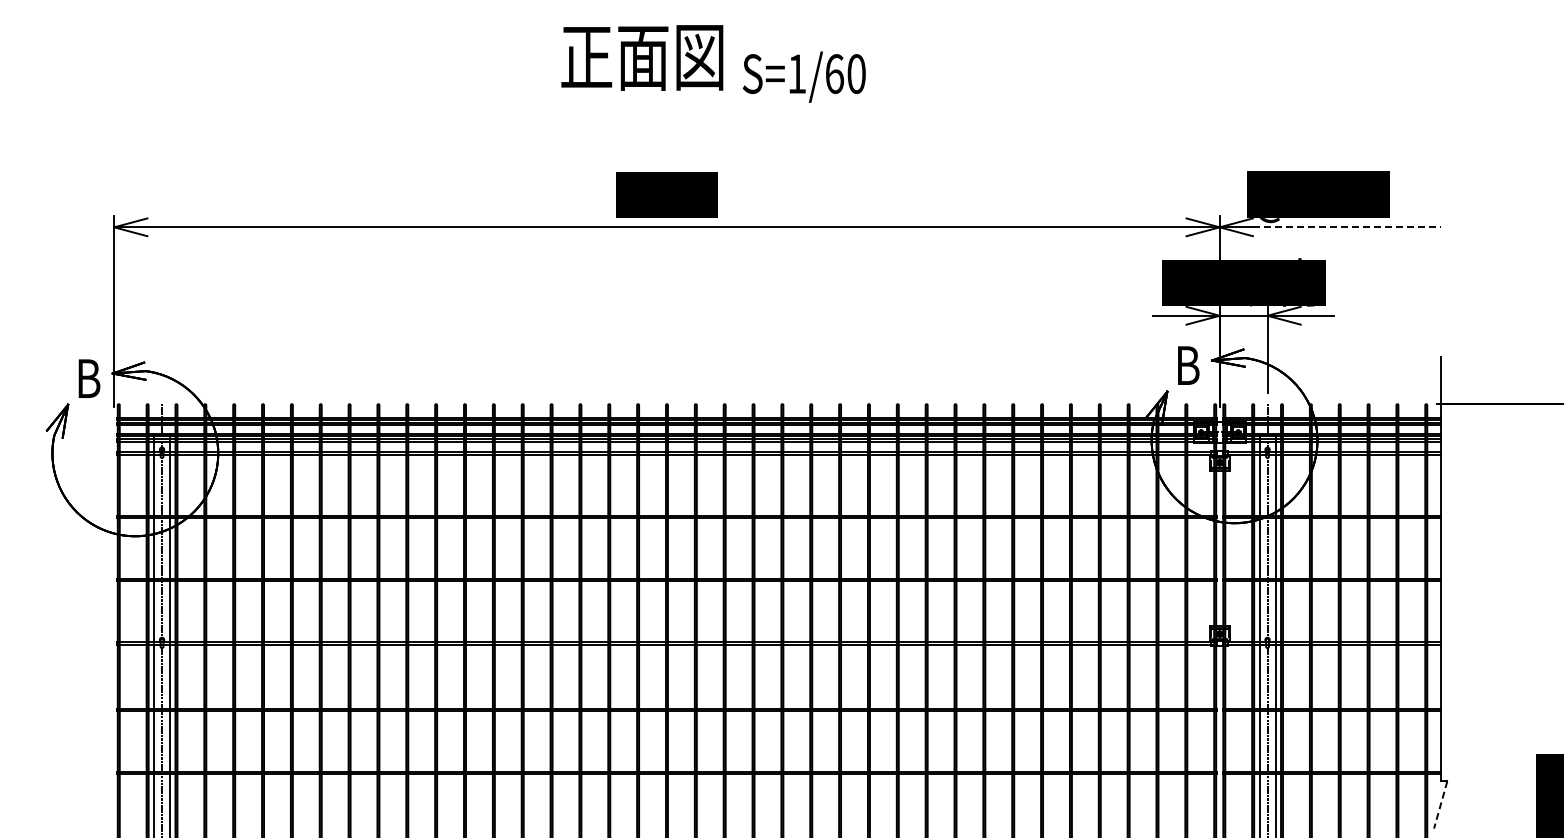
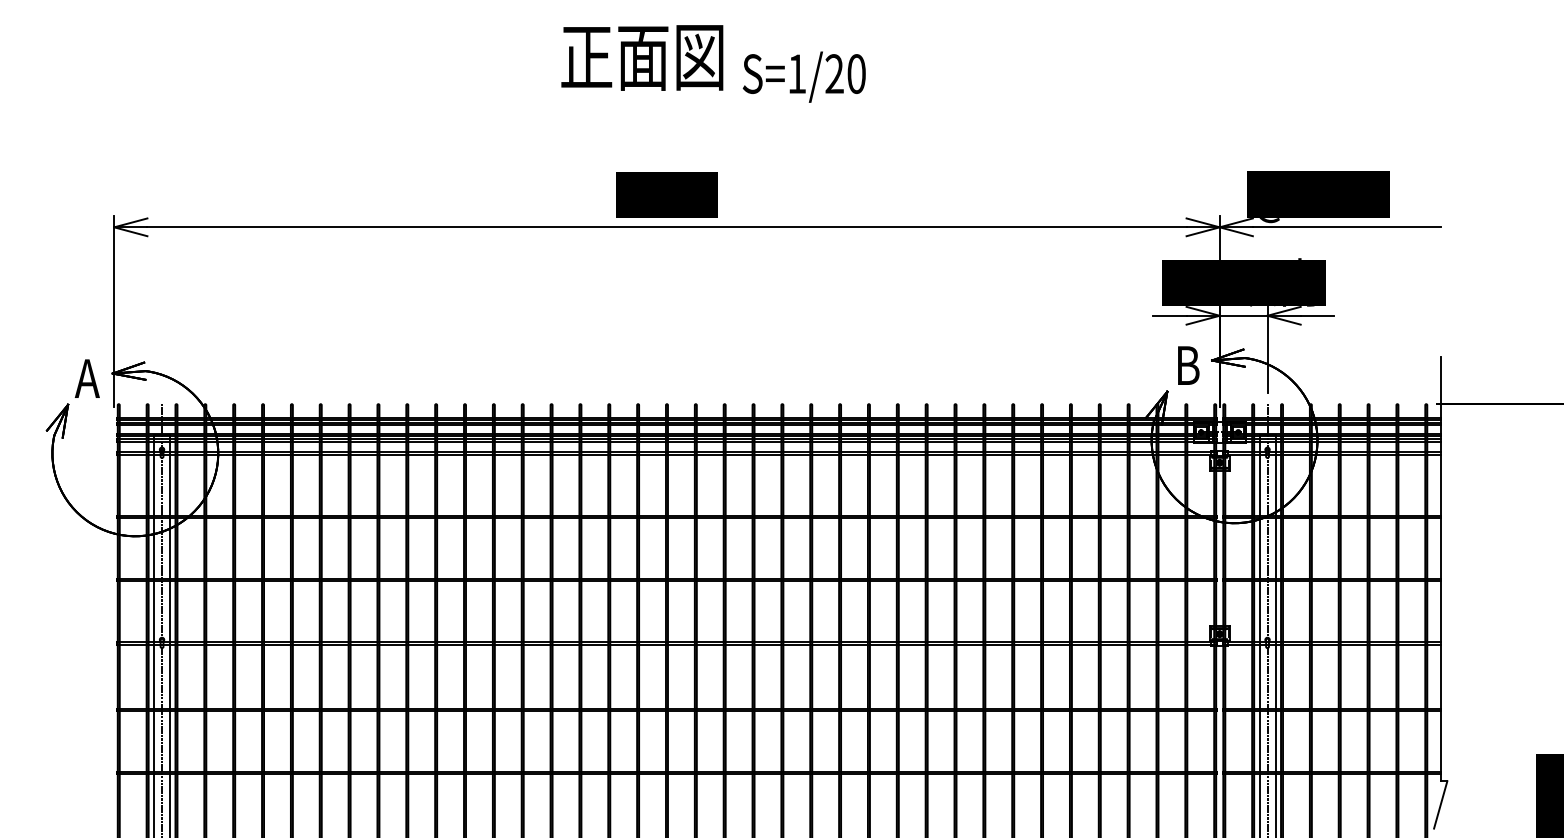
text: S=1/60 -> S=1/20 (834, 74)
line: dashed -> solid (1347, 227)
text: B -> A (87, 378)
line: dashed -> solid (1440, 804)
